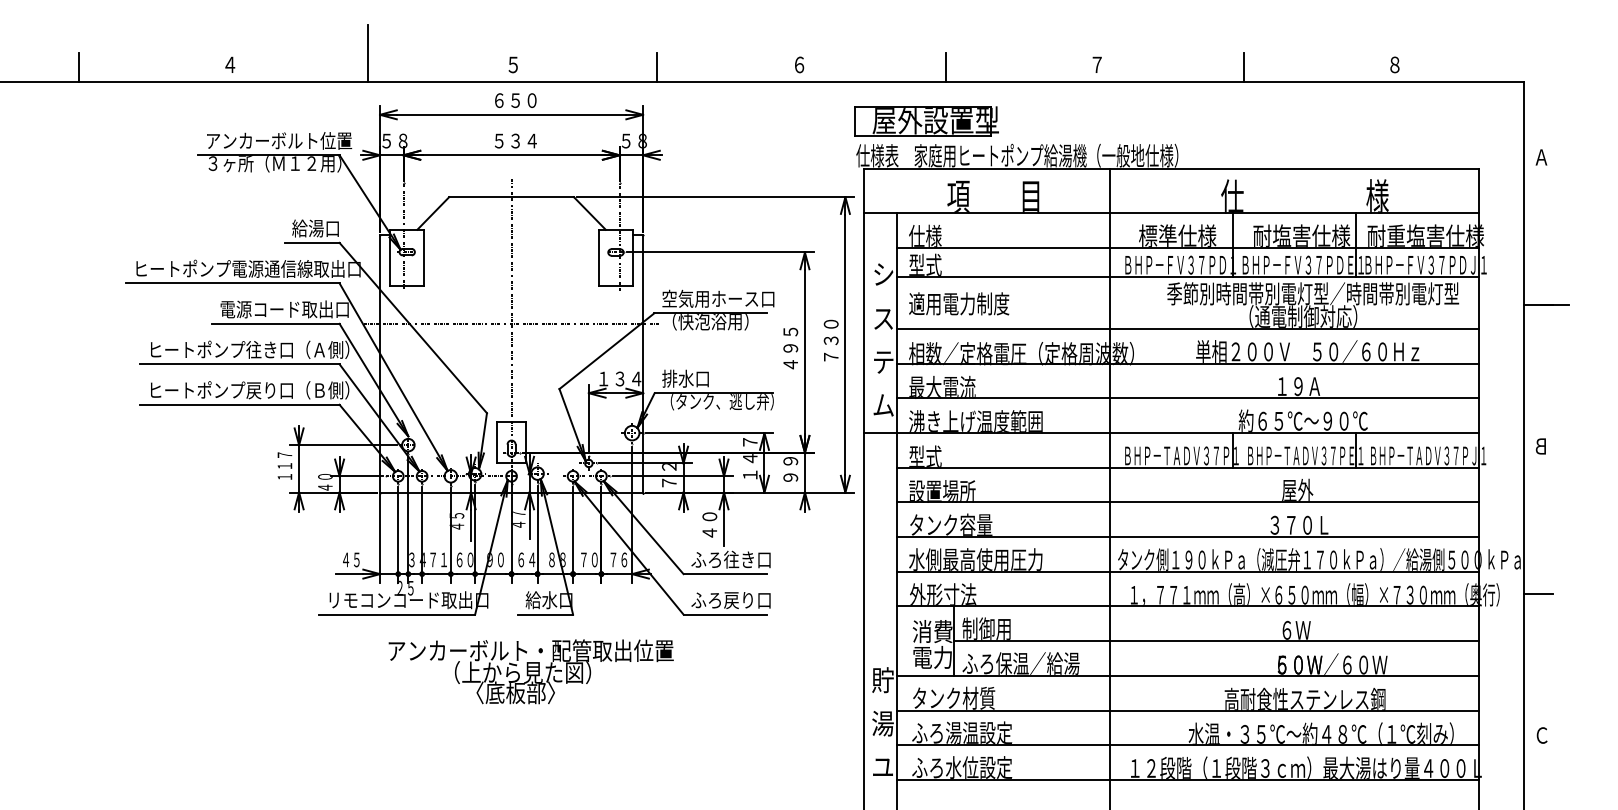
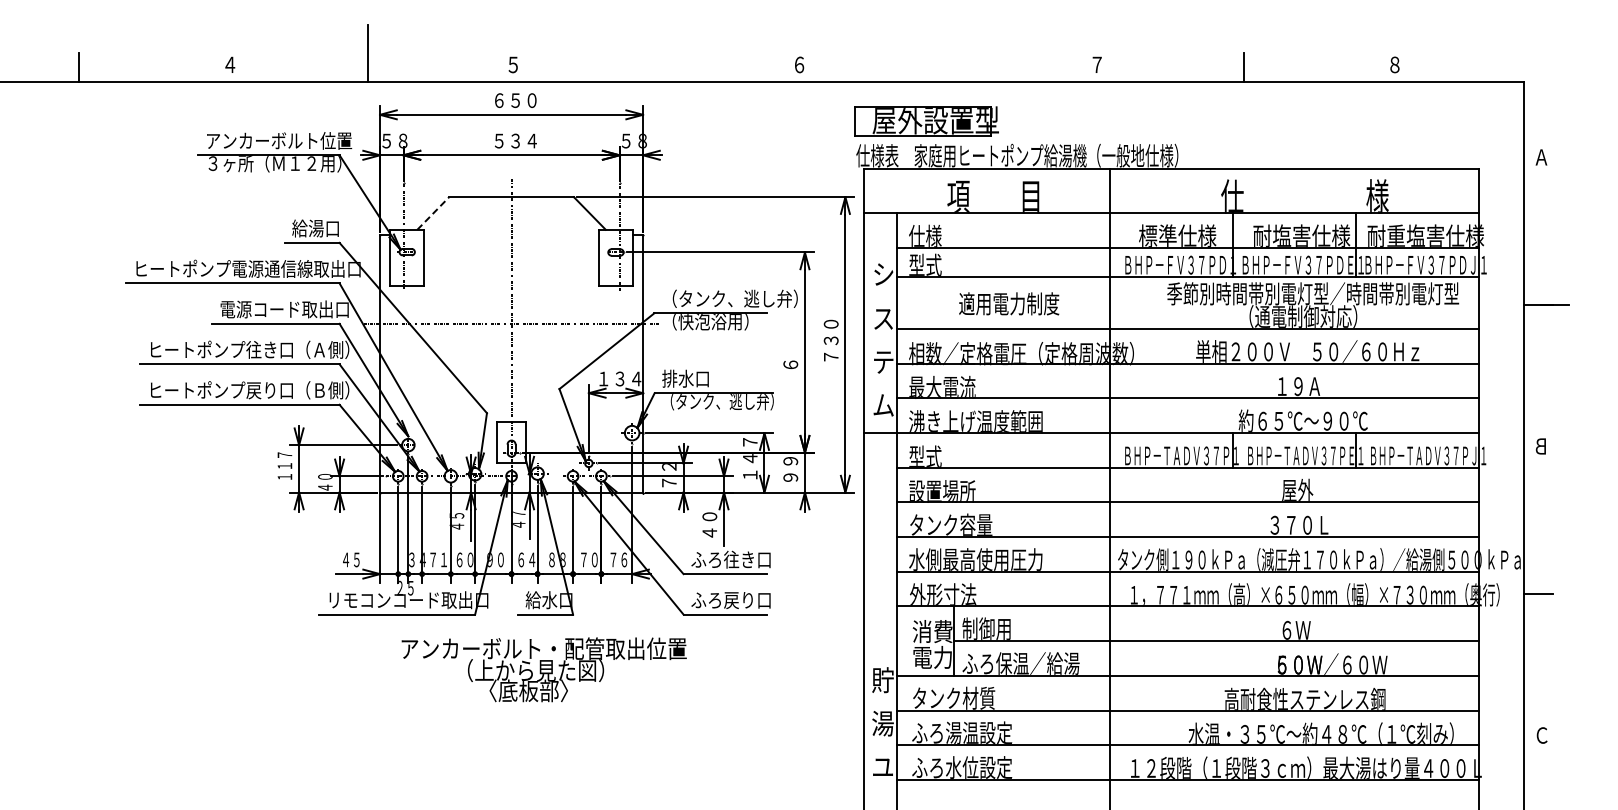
line: present -> none (657, 67)
line: present -> none (946, 67)
line: solid -> dashed (433, 213)
text: 空気用ホース口 -> （タンク、逃し弁） (729, 298)
text position: (959, 303) -> (1009, 303) (1009, 303)
text: ４９５ -> ６ (790, 348)
text position: (530, 671) -> (543, 669) (543, 669)
